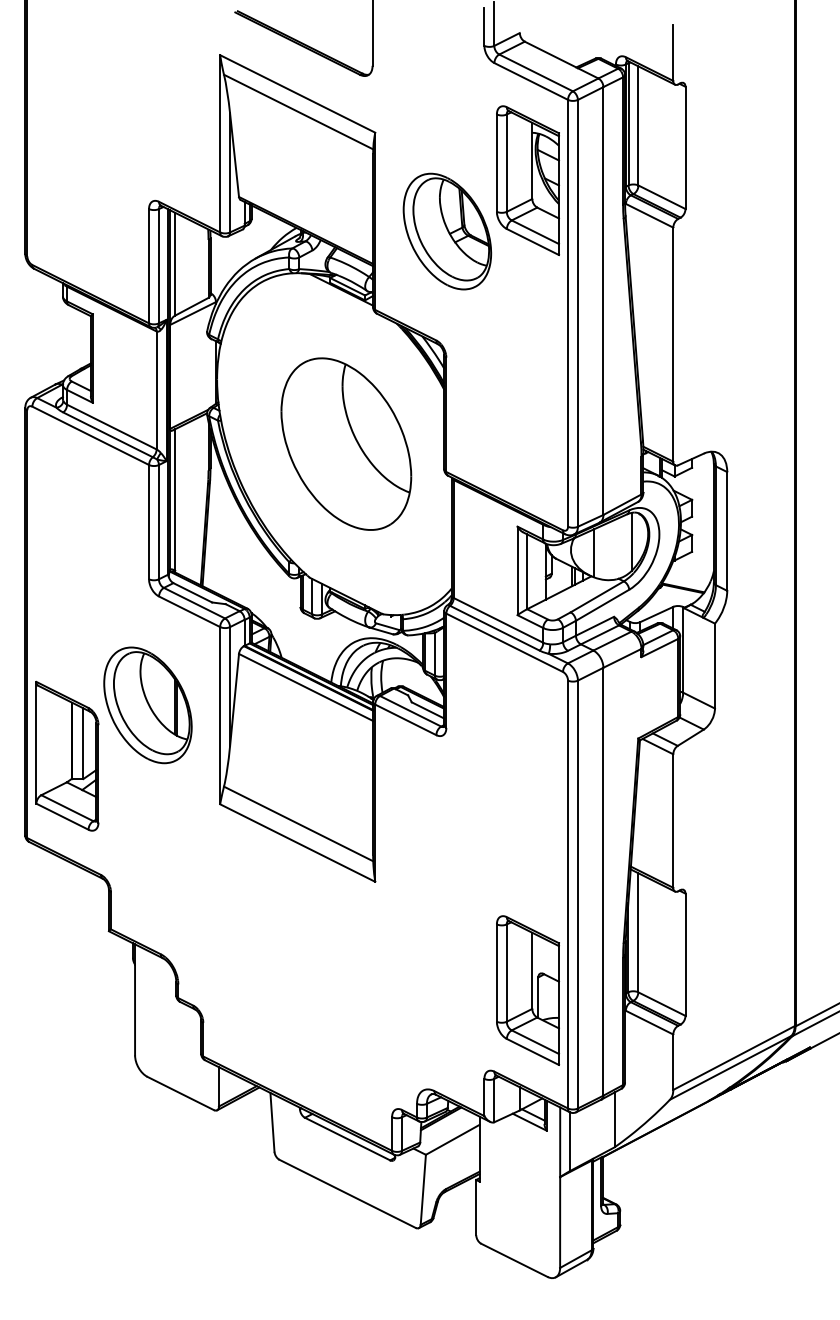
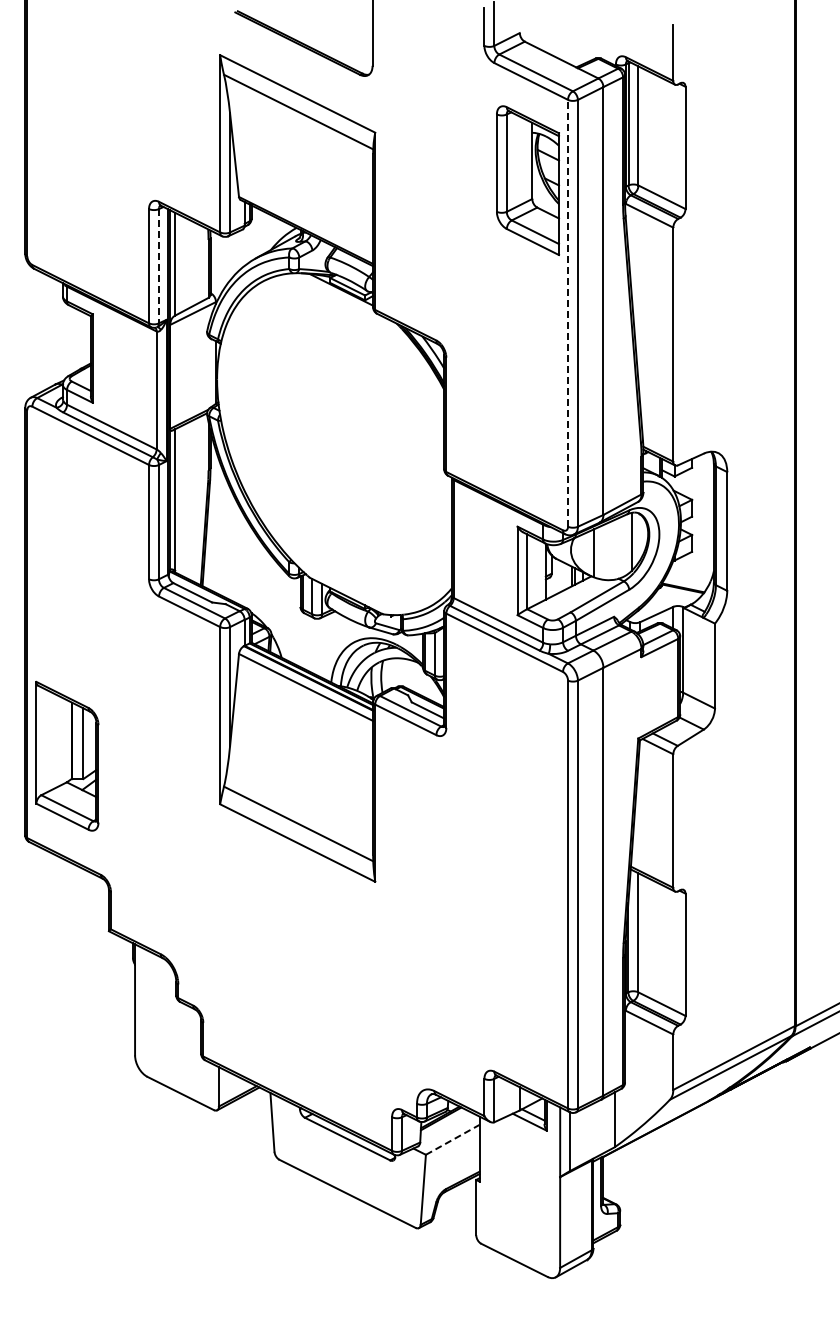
part: present -> none (447, 231)
line: solid -> dashed (158, 266)
line: solid -> dashed (568, 312)
part: present -> none (346, 443)
part: present -> none (147, 705)
part: present -> none (527, 990)
line: solid -> dashed (452, 1139)
